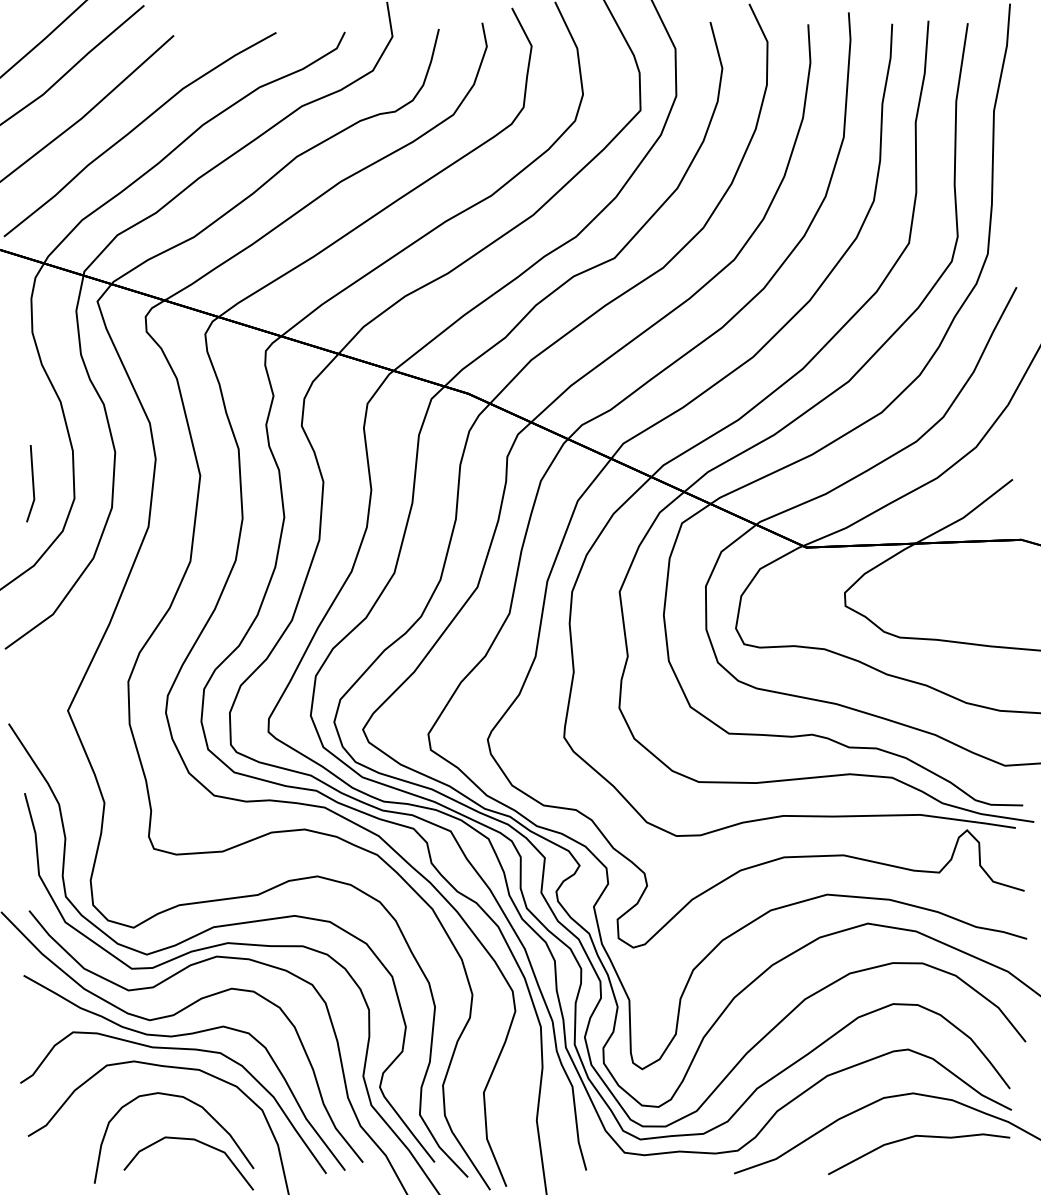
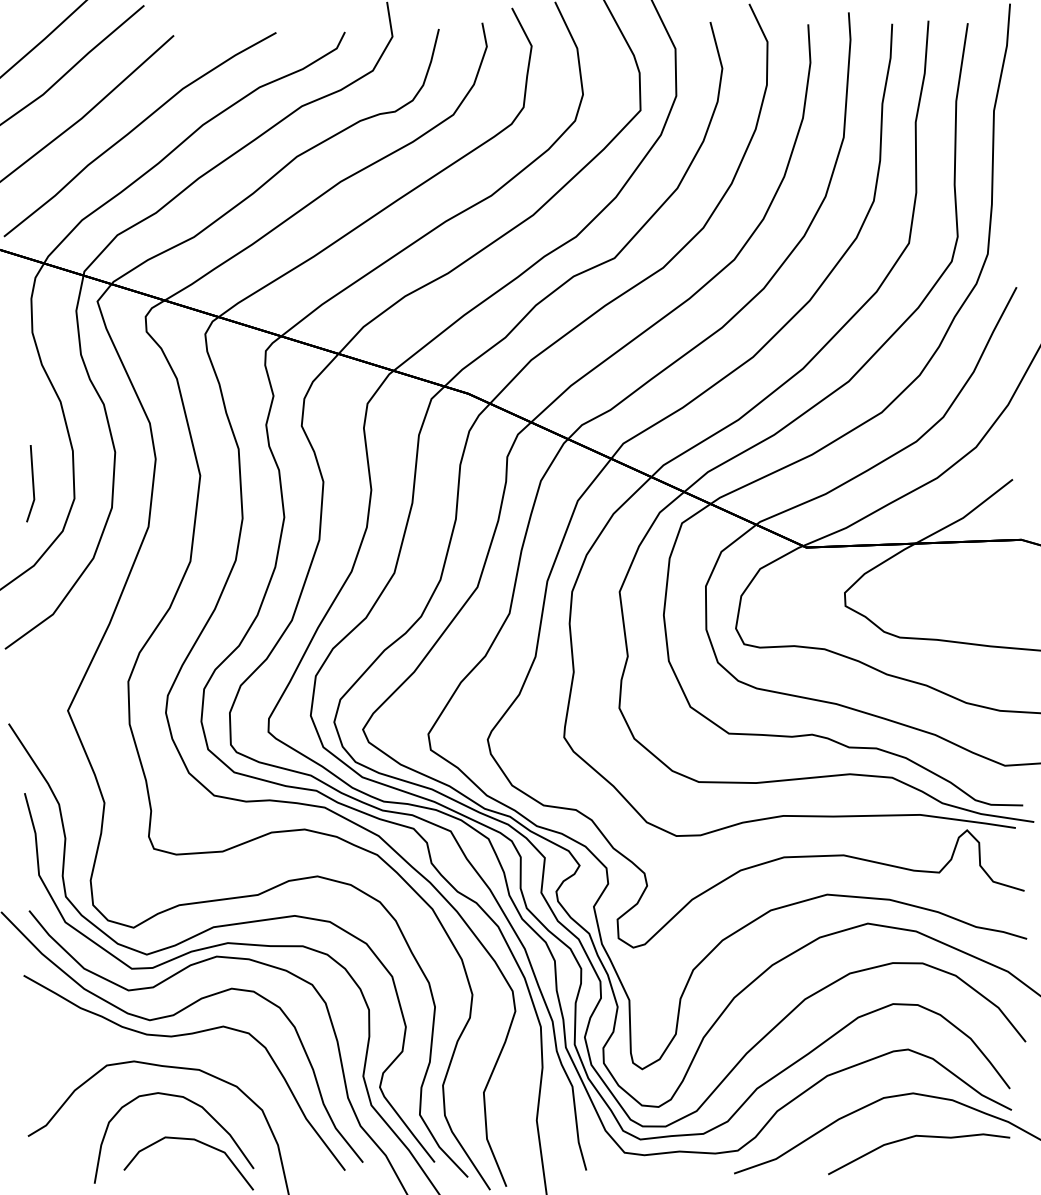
curve: present -> none (173, 1049)
